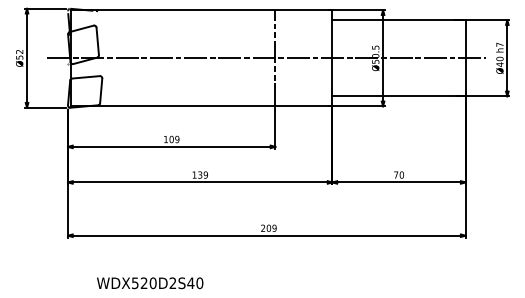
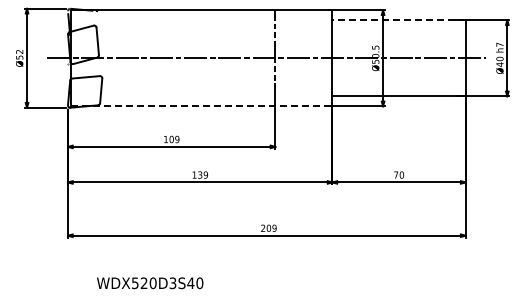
line: solid -> dashed (399, 20)
line: solid -> dashed (201, 106)
text: WDX520D2S40 -> WDX520D3S40 (172, 283)
